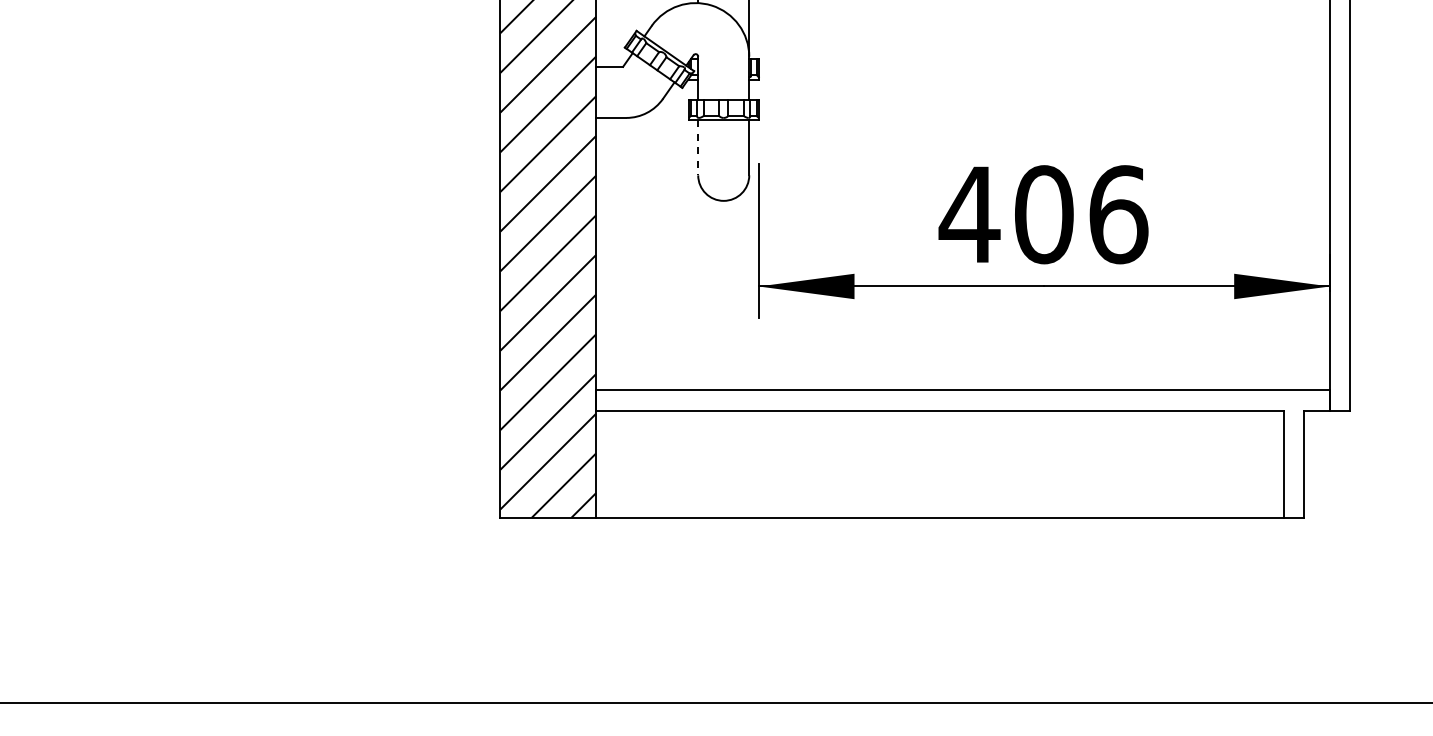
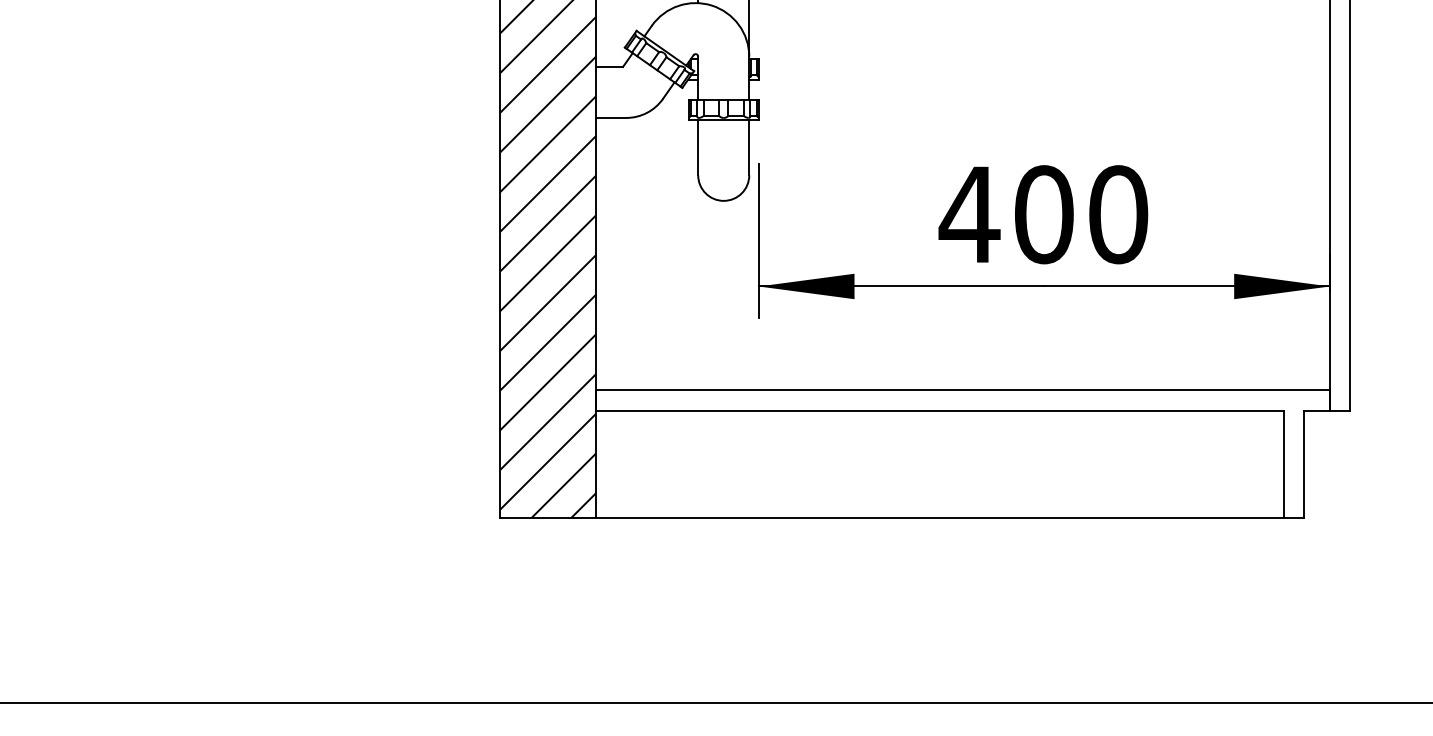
line: dashed -> solid (698, 148)
text: 406 -> 400 (1118, 214)
